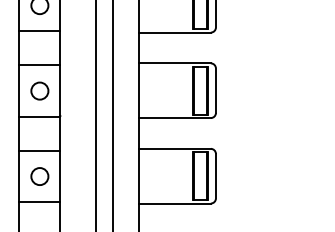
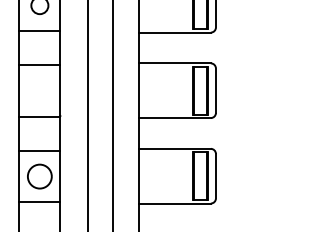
circle: present -> none (39, 90)
line position: (96, 115) -> (88, 115) (88, 115)
circle size: 20x19 px -> 26x27 px (39, 176)
